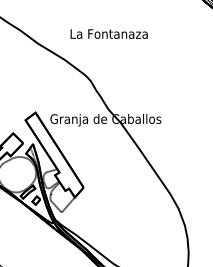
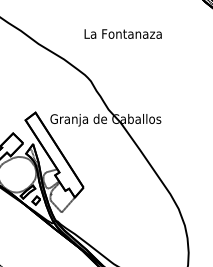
text position: (108, 33) -> (122, 33) (122, 33)
